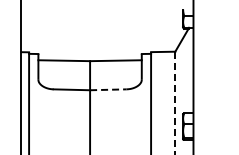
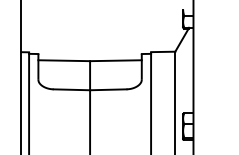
line: dashed -> solid (108, 89)
line: dashed -> solid (175, 103)
